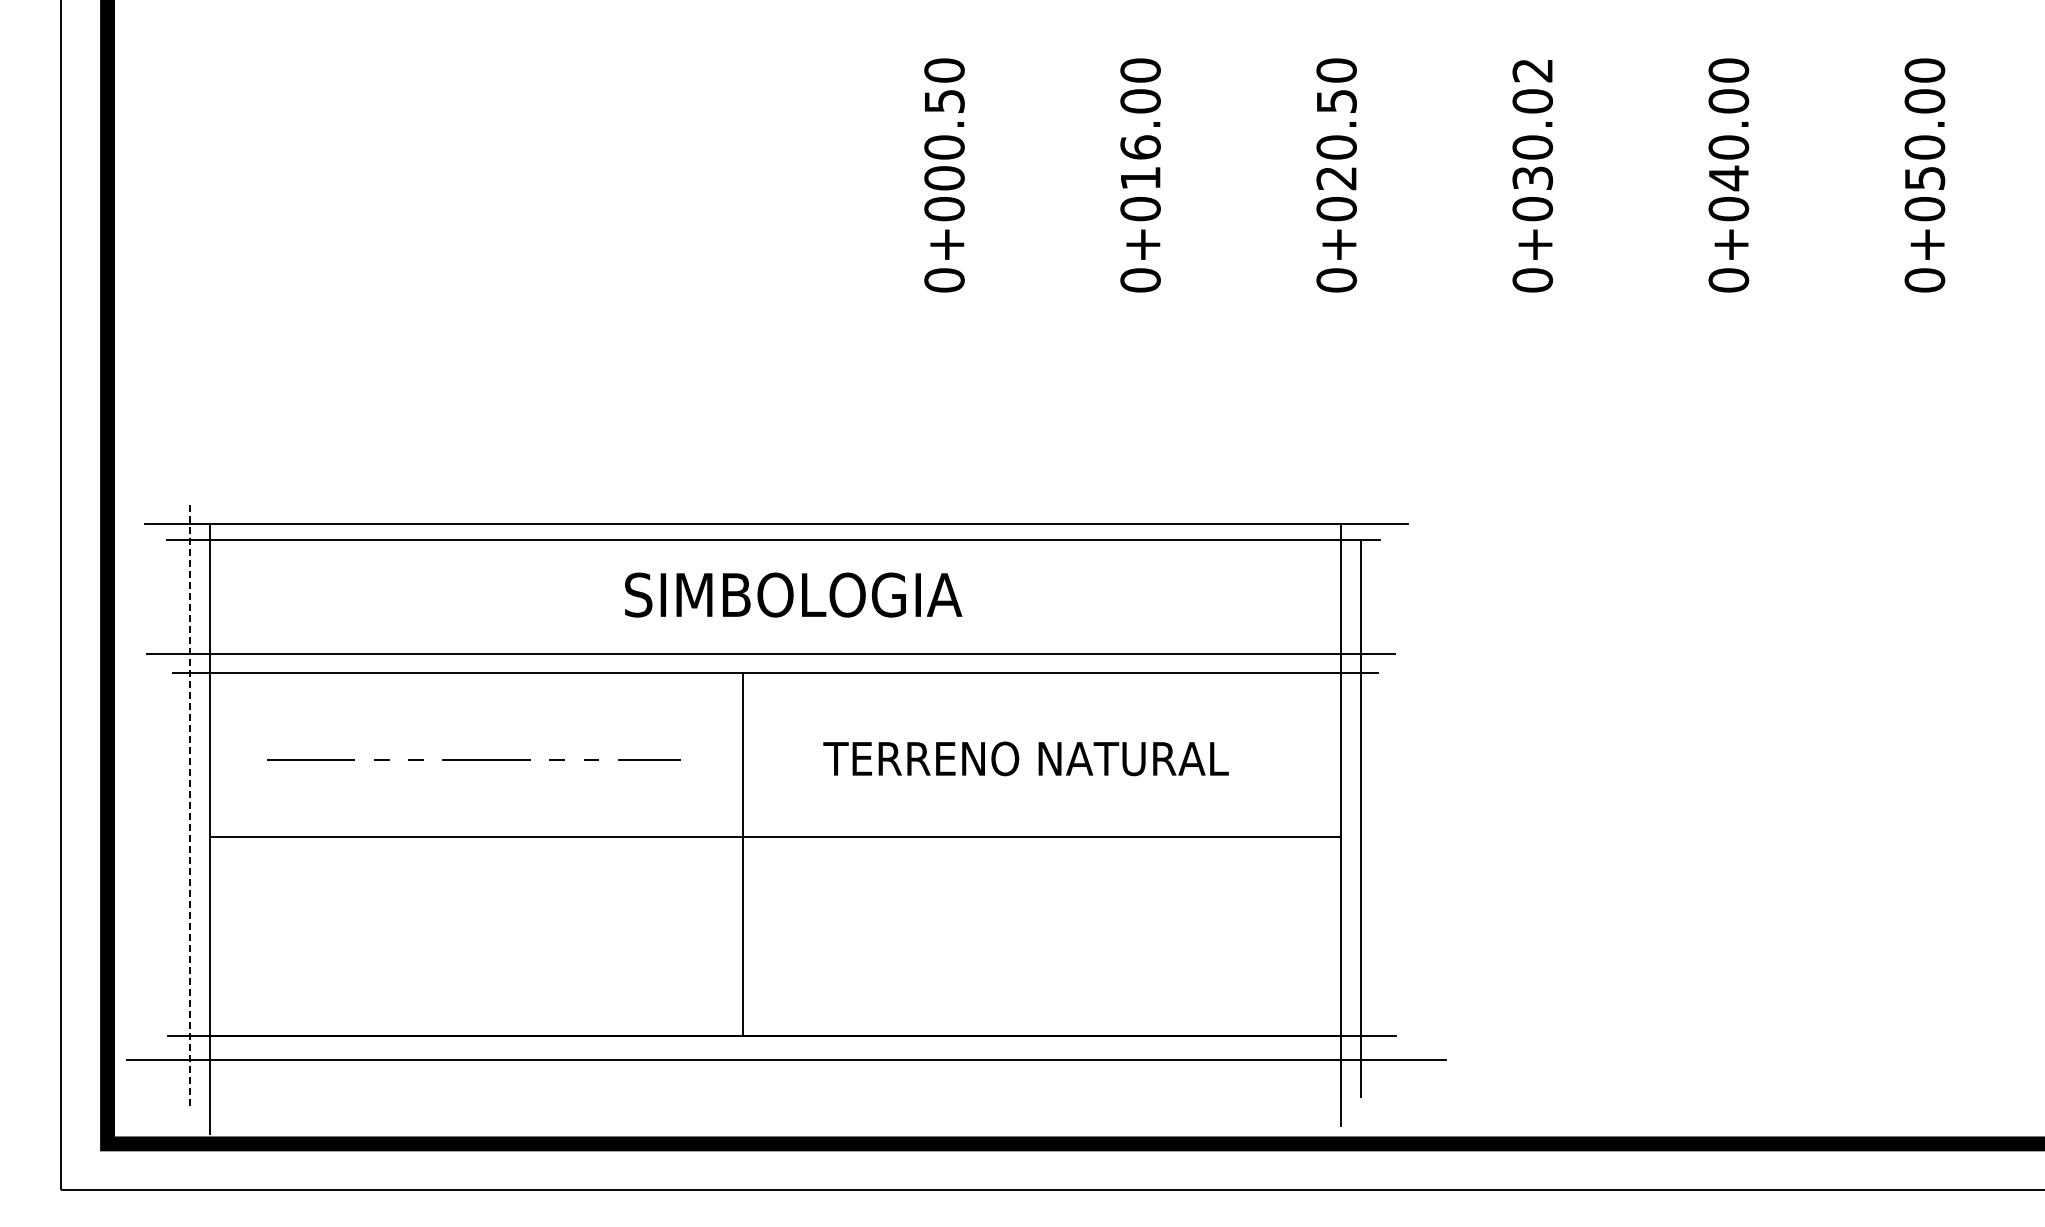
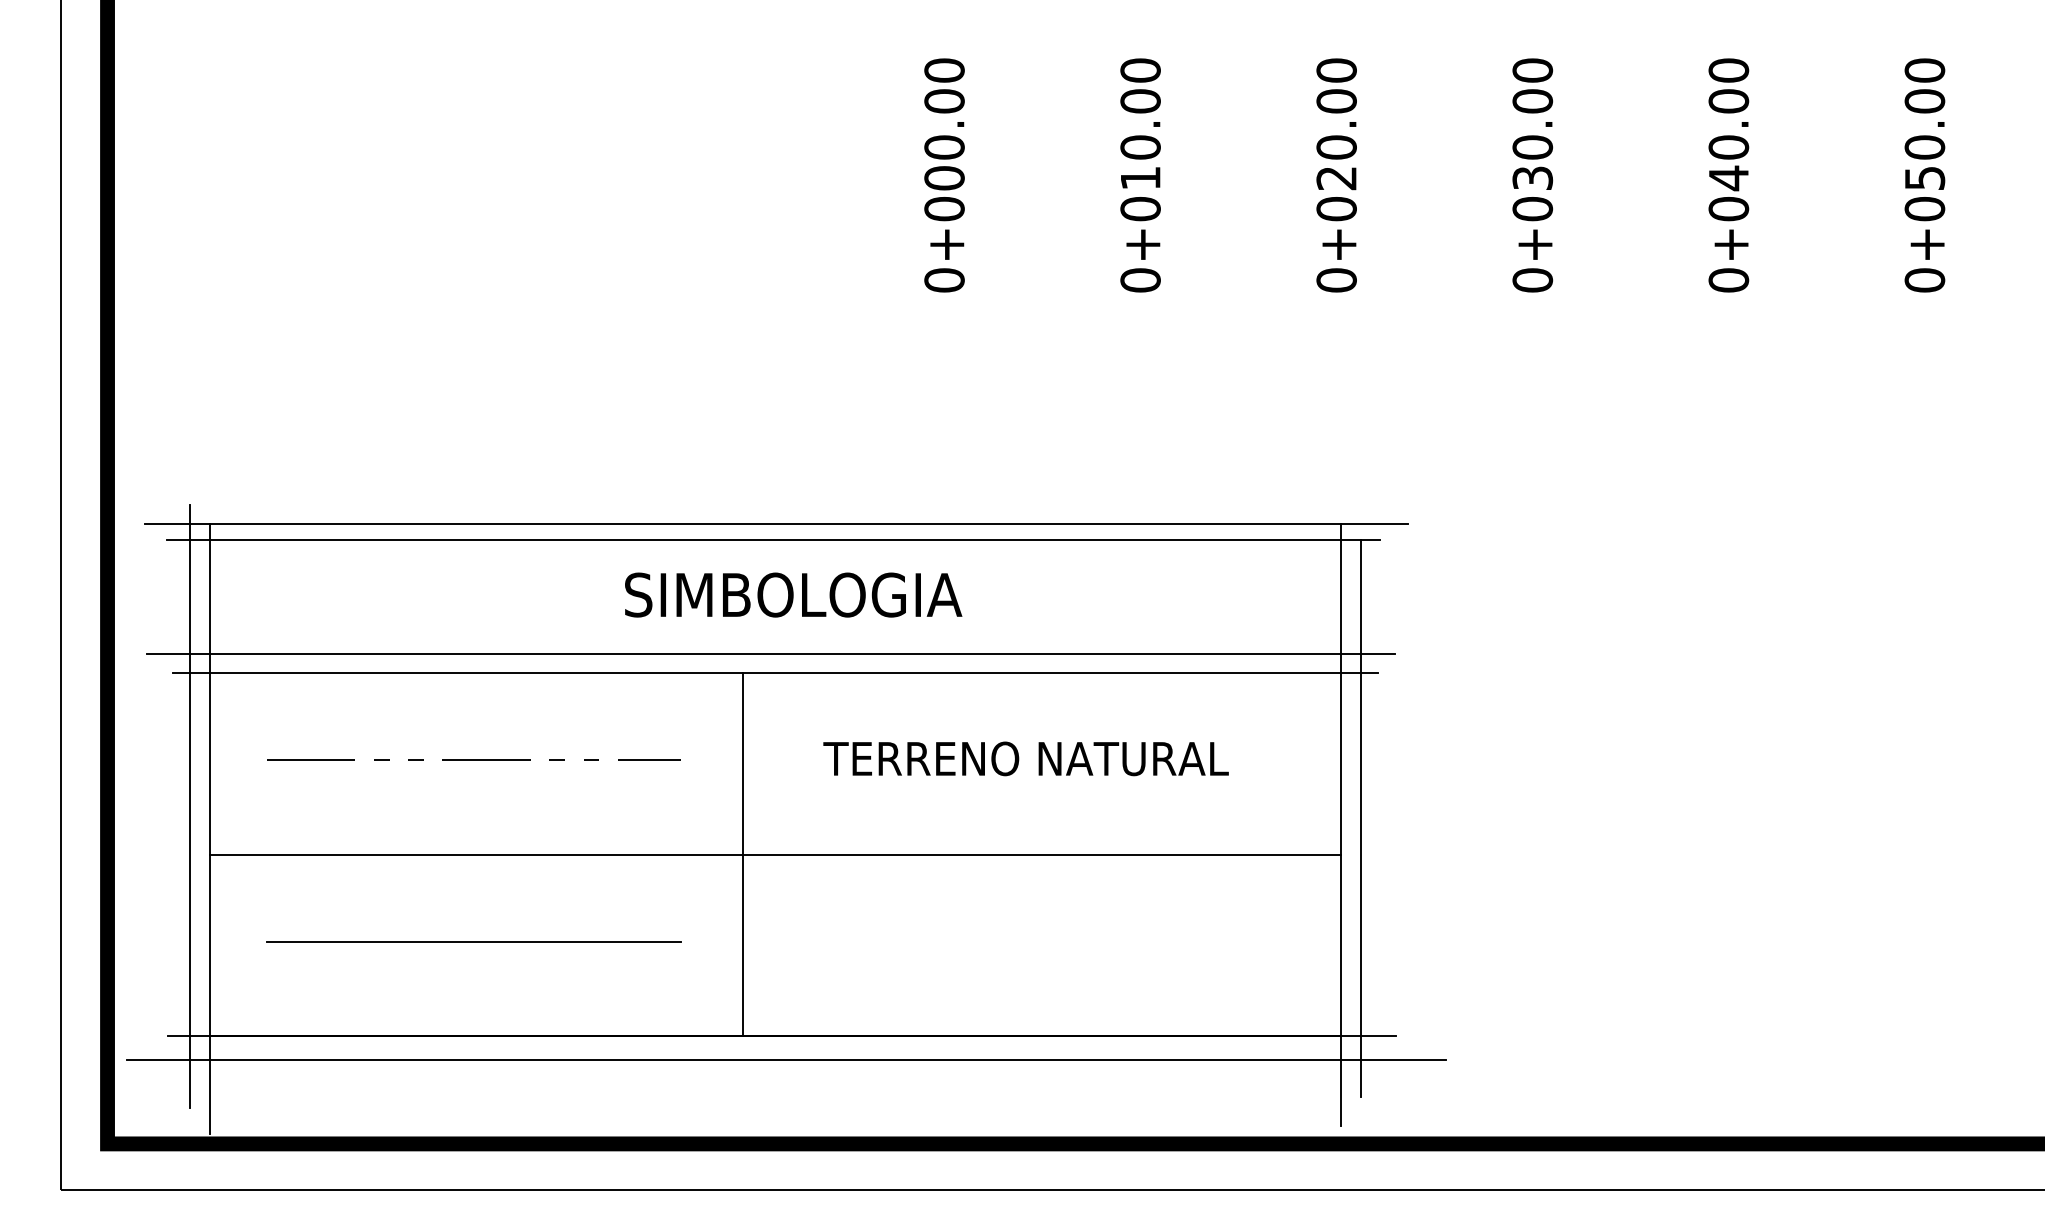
text: 0+030.02 -> 0+030.00 (1532, 70)
text: 0+000.50 -> 0+000.00 (944, 101)
text: 0+020.50 -> 0+020.00 (1336, 101)
text: 0+016.00 -> 0+010.00 (1140, 147)
line: dashed -> solid (190, 806)
line position: (775, 836) -> (775, 854) (775, 854)
line: none -> present (473, 941)
